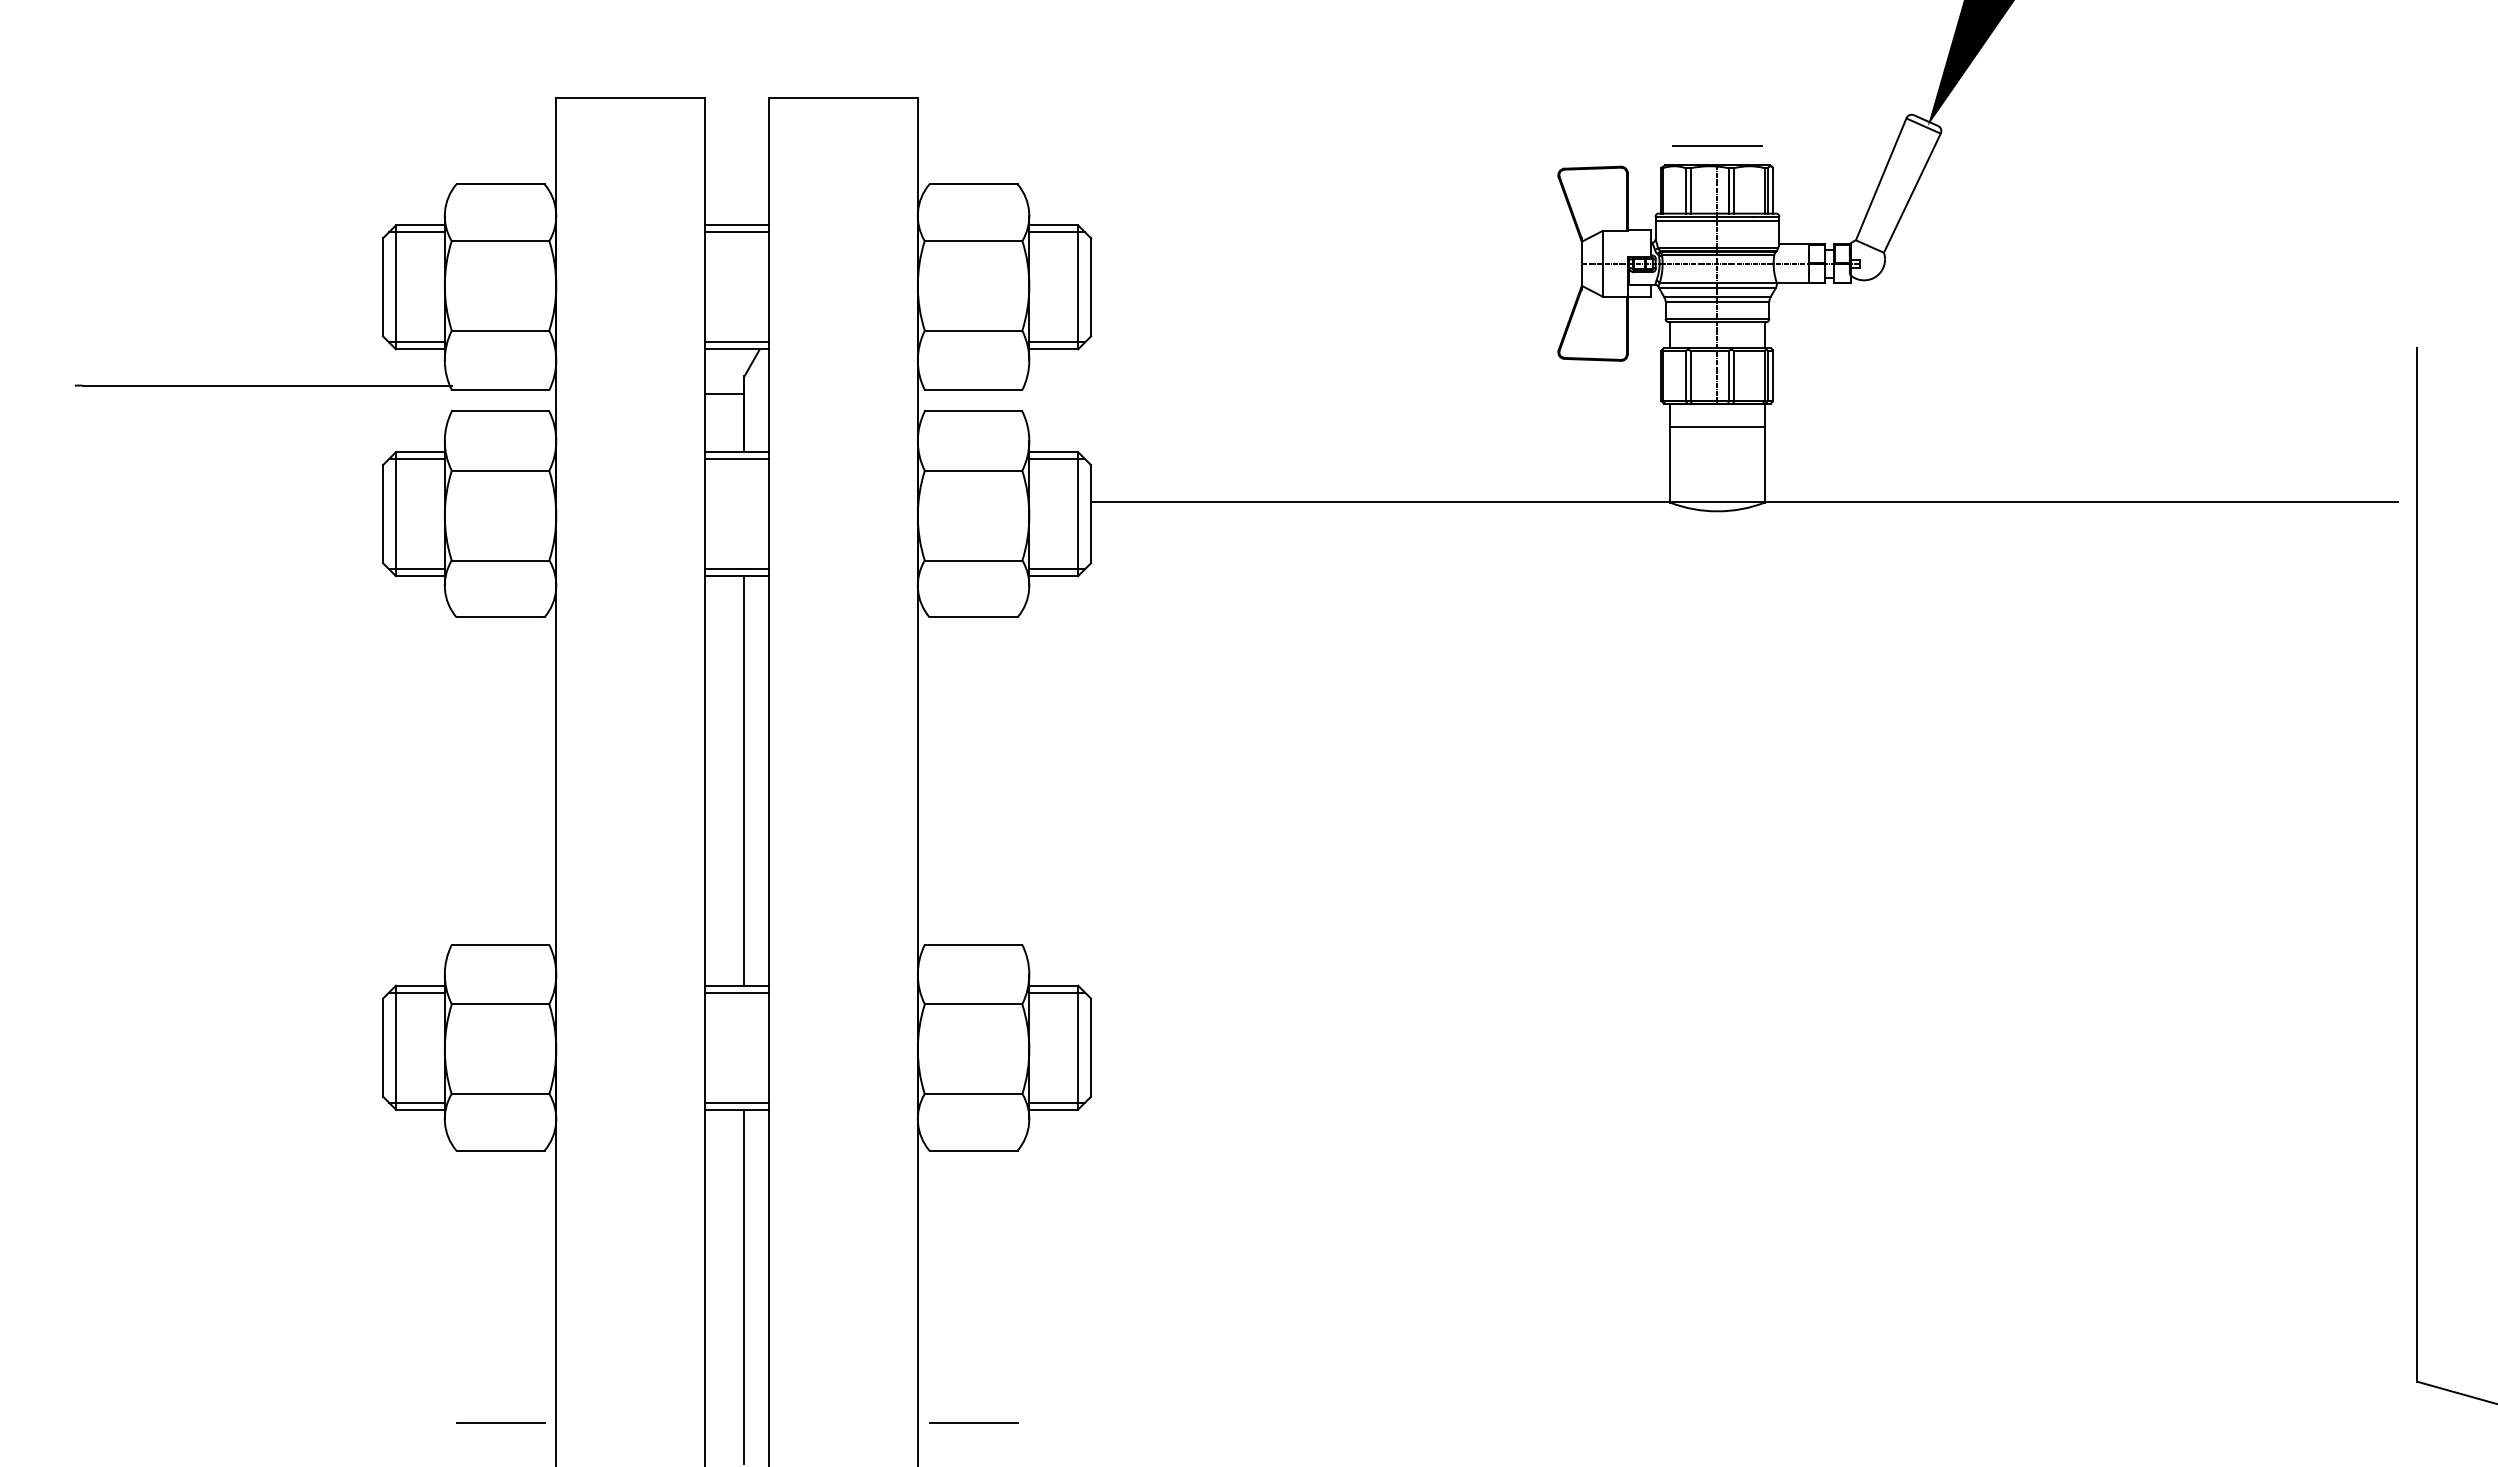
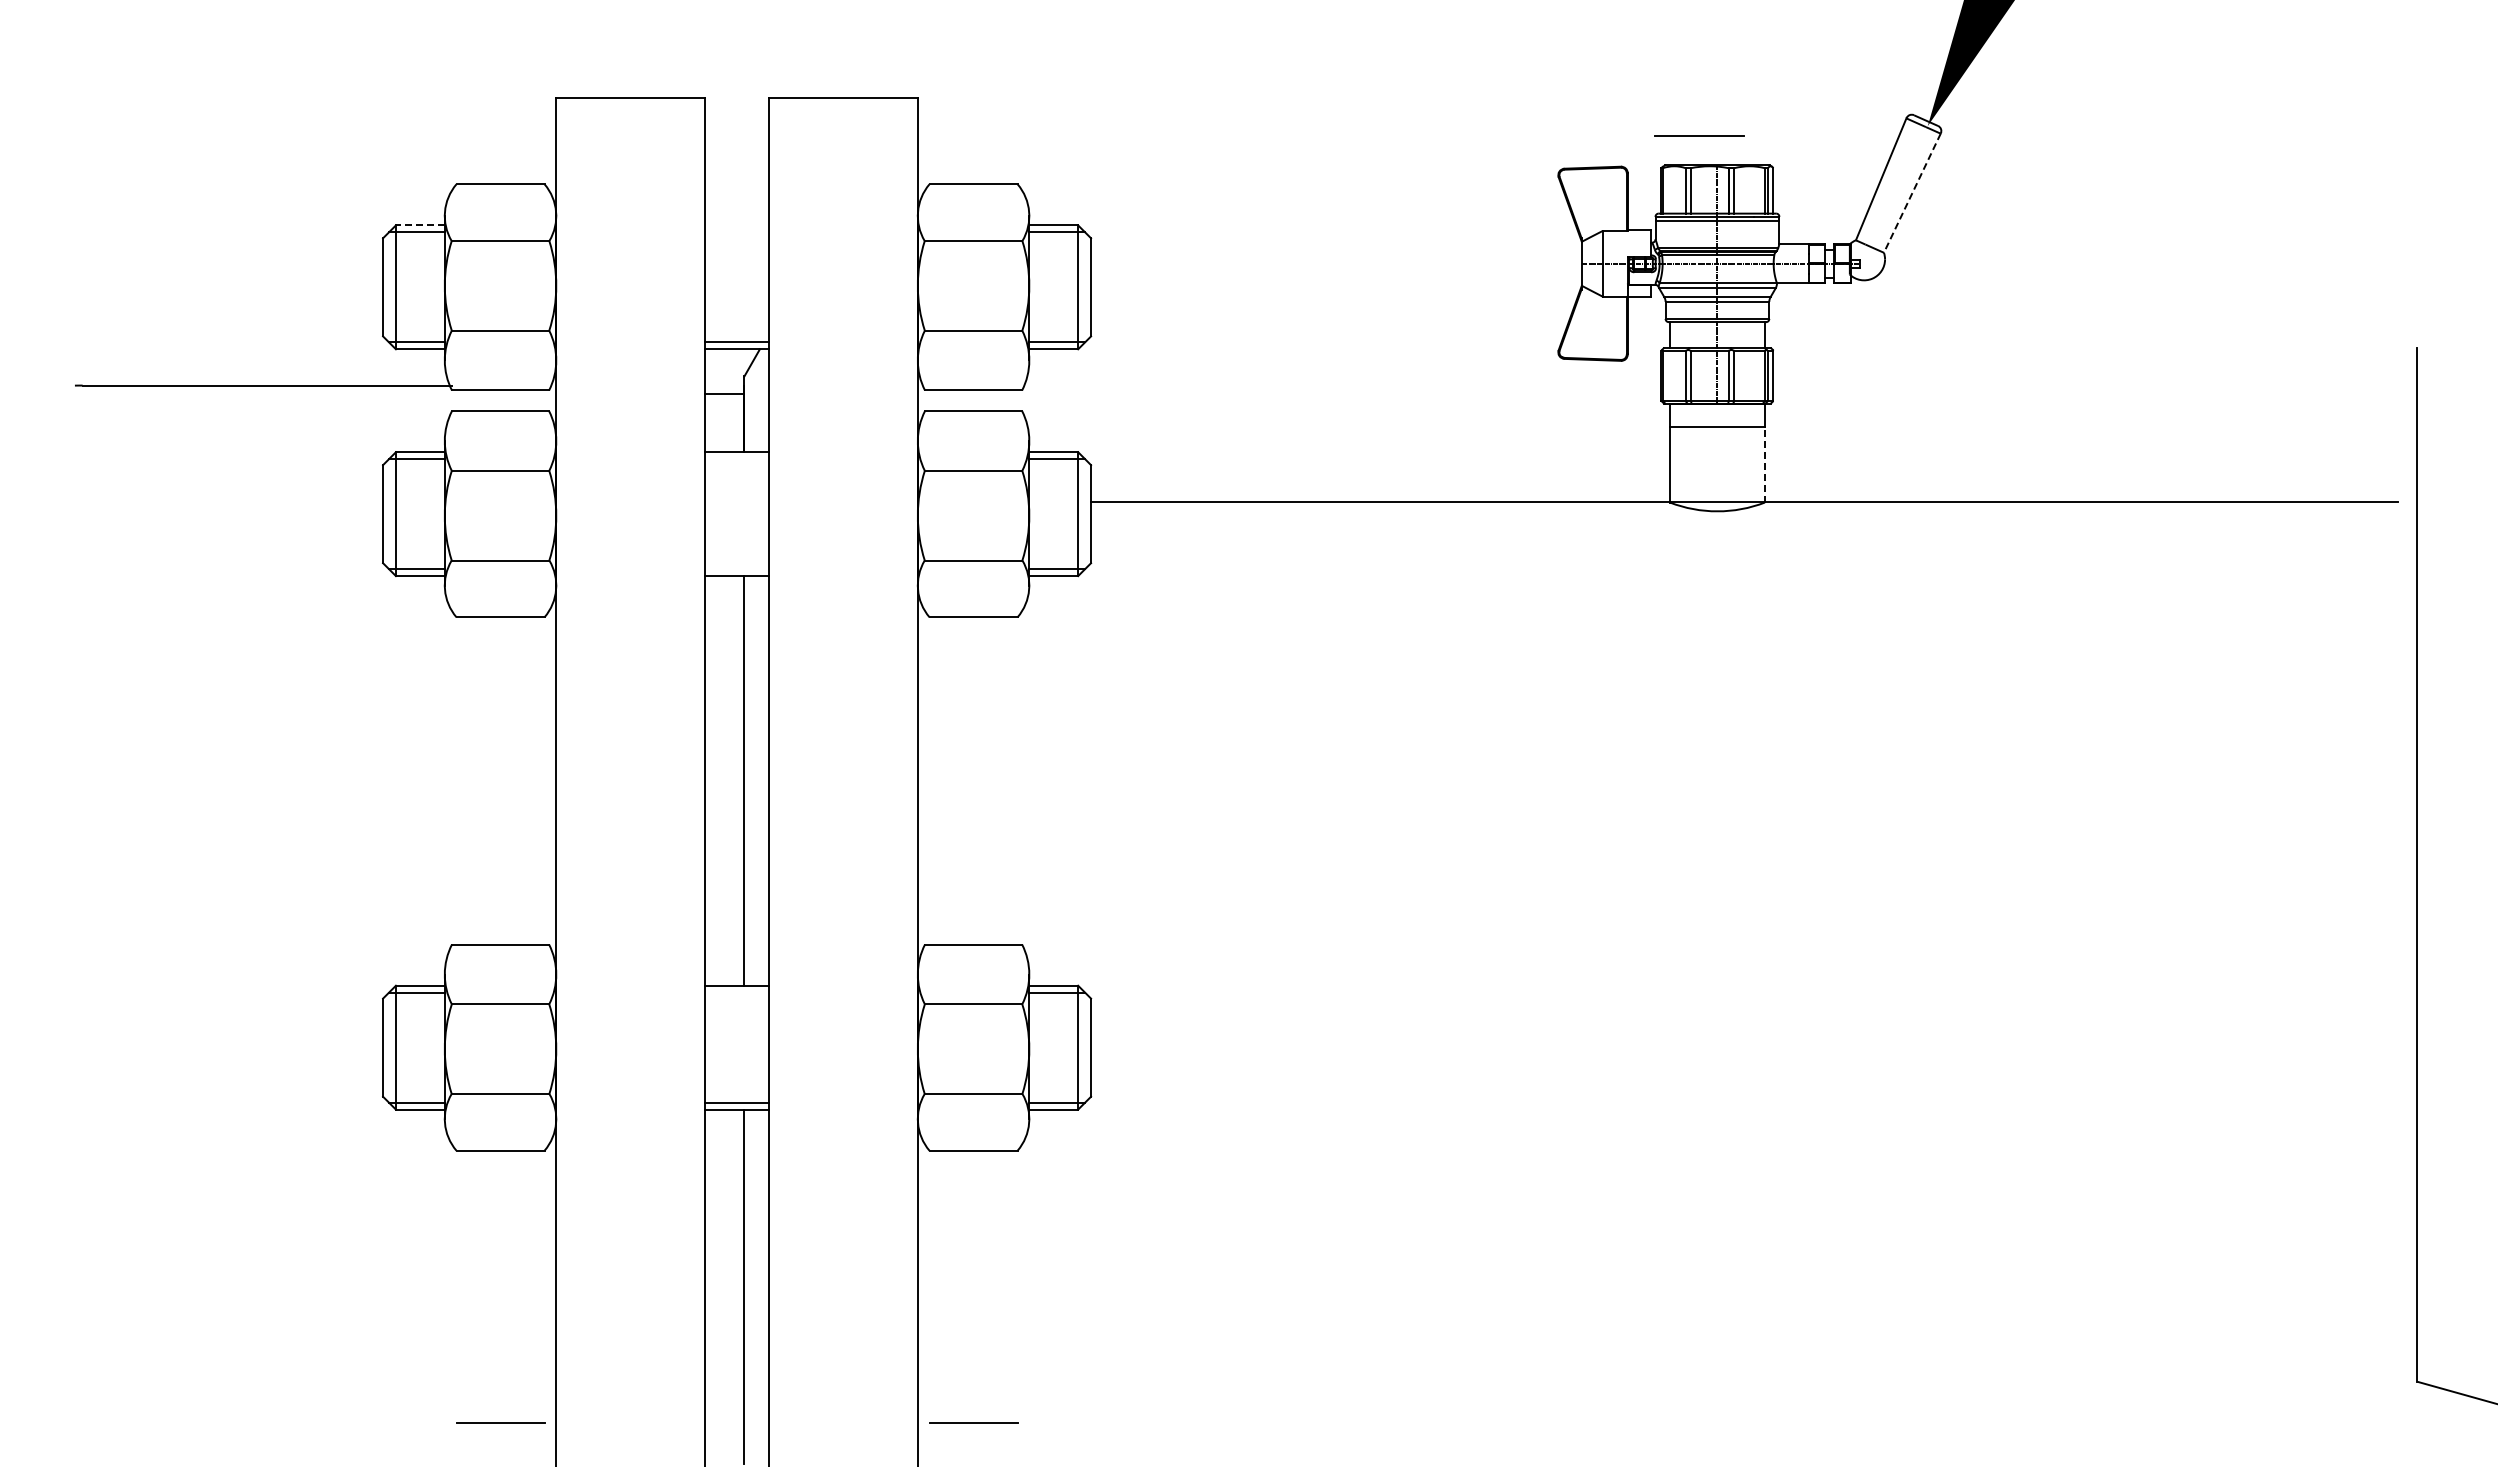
line position: (1717, 145) -> (1699, 135) (1699, 135)
line: solid -> dashed (1912, 193)
line: solid -> dashed (419, 225)
line: present -> none (736, 225)
line: present -> none (736, 232)
line: present -> none (736, 459)
line: solid -> dashed (1765, 464)
line: present -> none (736, 569)
line: present -> none (736, 992)
